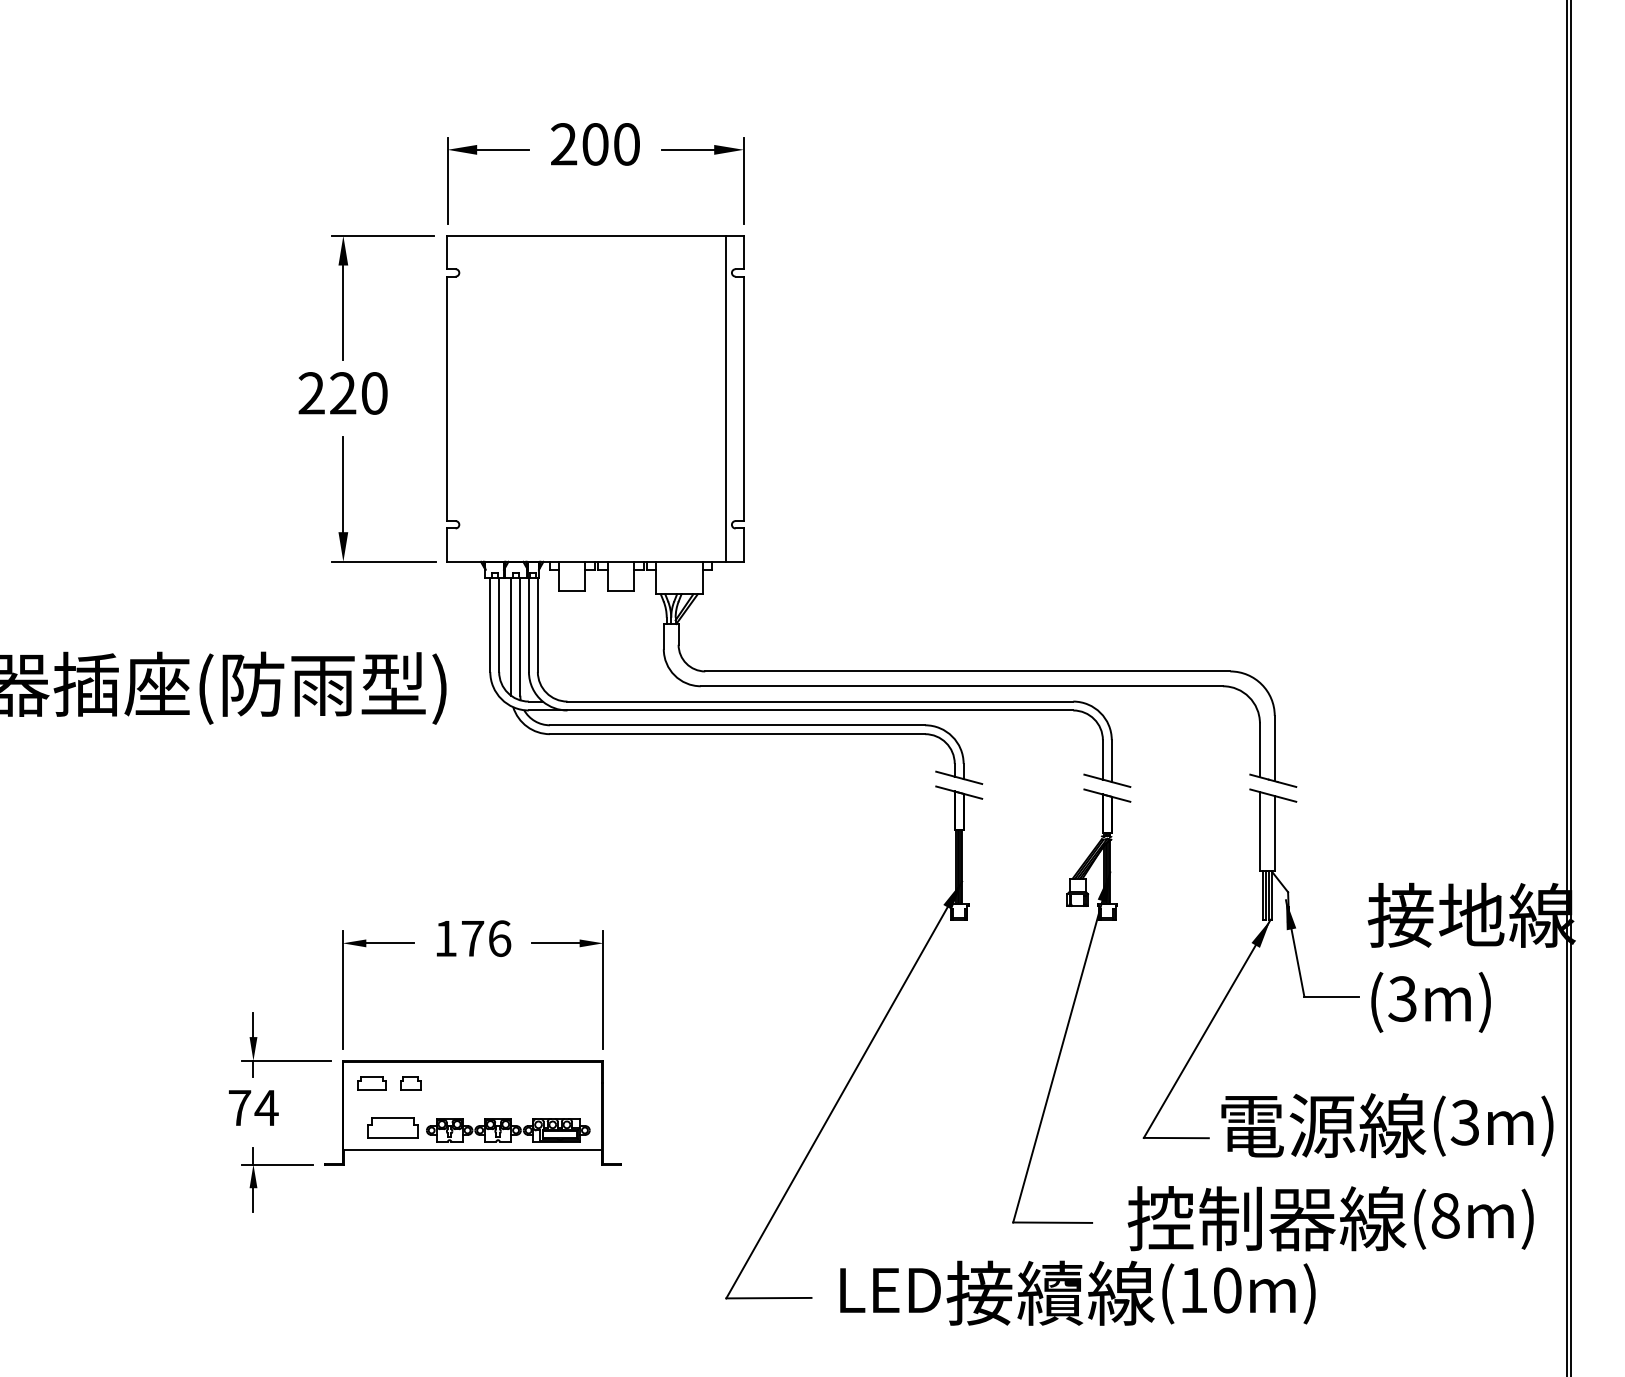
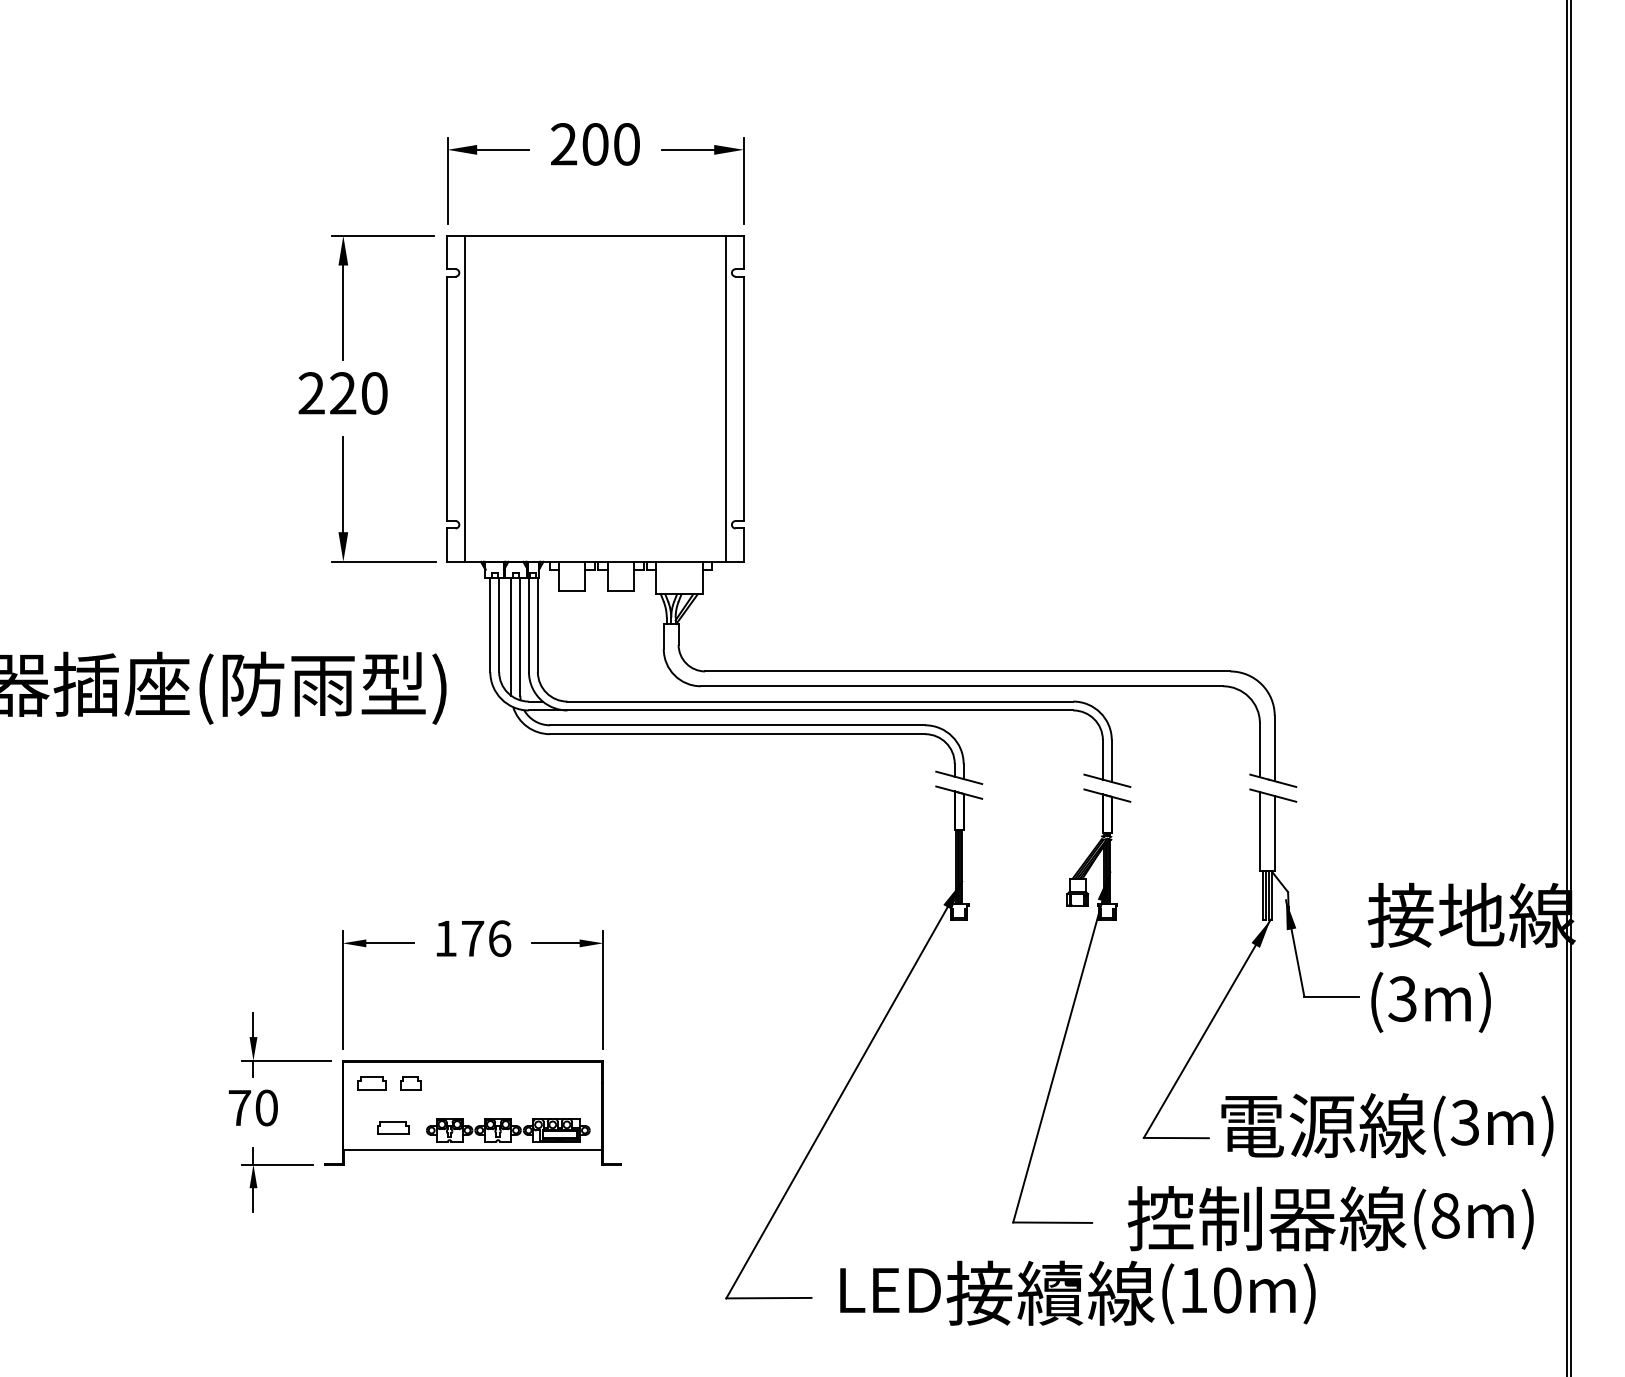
line: none -> present (465, 398)
text: 74 -> 70 (266, 1107)
part size: 52x22 px -> 33x14 px (393, 1127)
